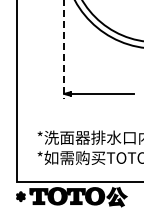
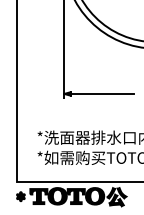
line: dashed -> solid (64, 50)
